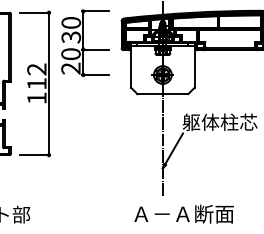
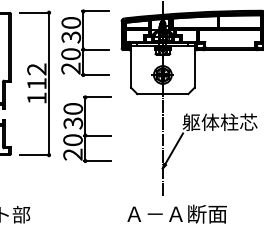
part: none -> present (87, 128)
text position: (183, 213) -> (176, 213) (176, 213)
